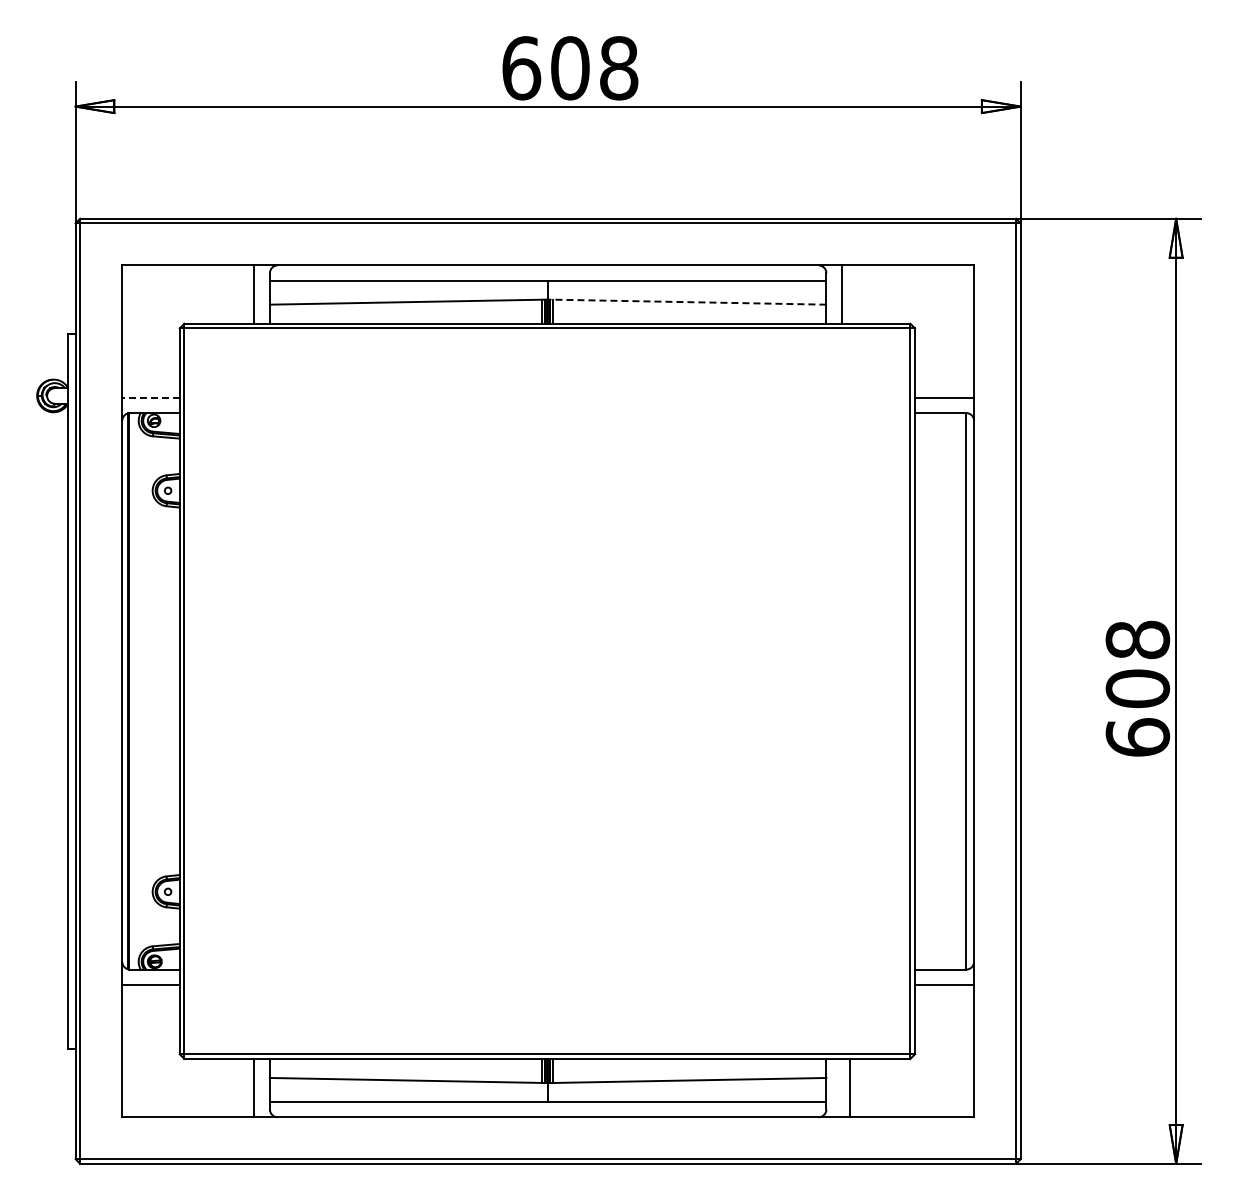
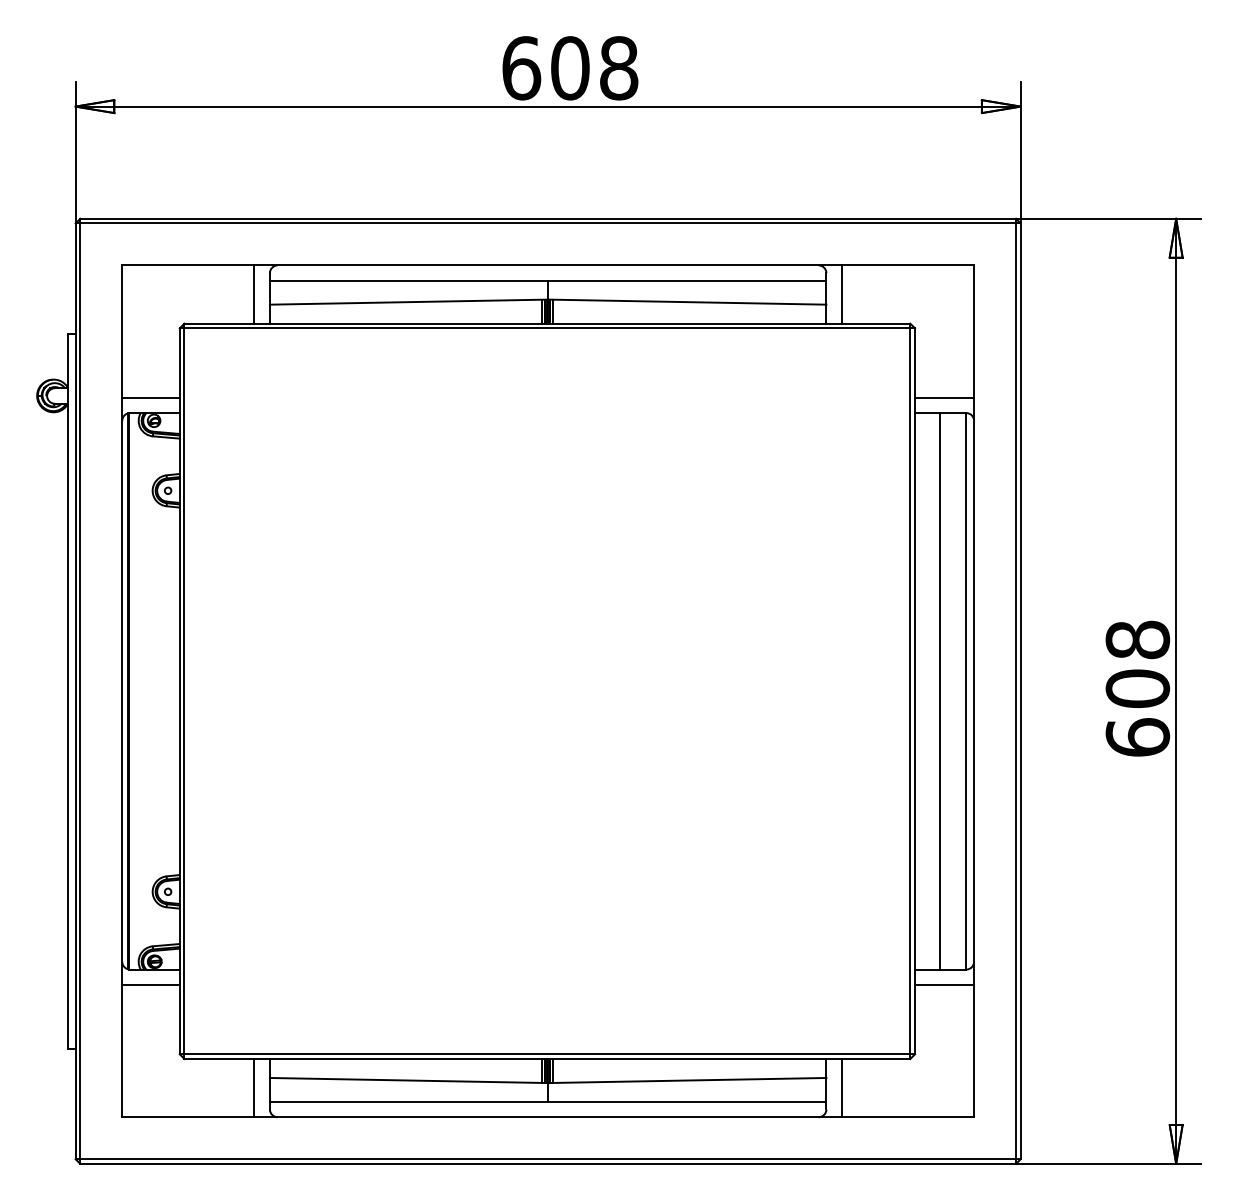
line: dashed -> solid (686, 302)
line: dashed -> solid (151, 397)
line: none -> present (939, 691)
line position: (849, 1087) -> (841, 1087) (841, 1087)
